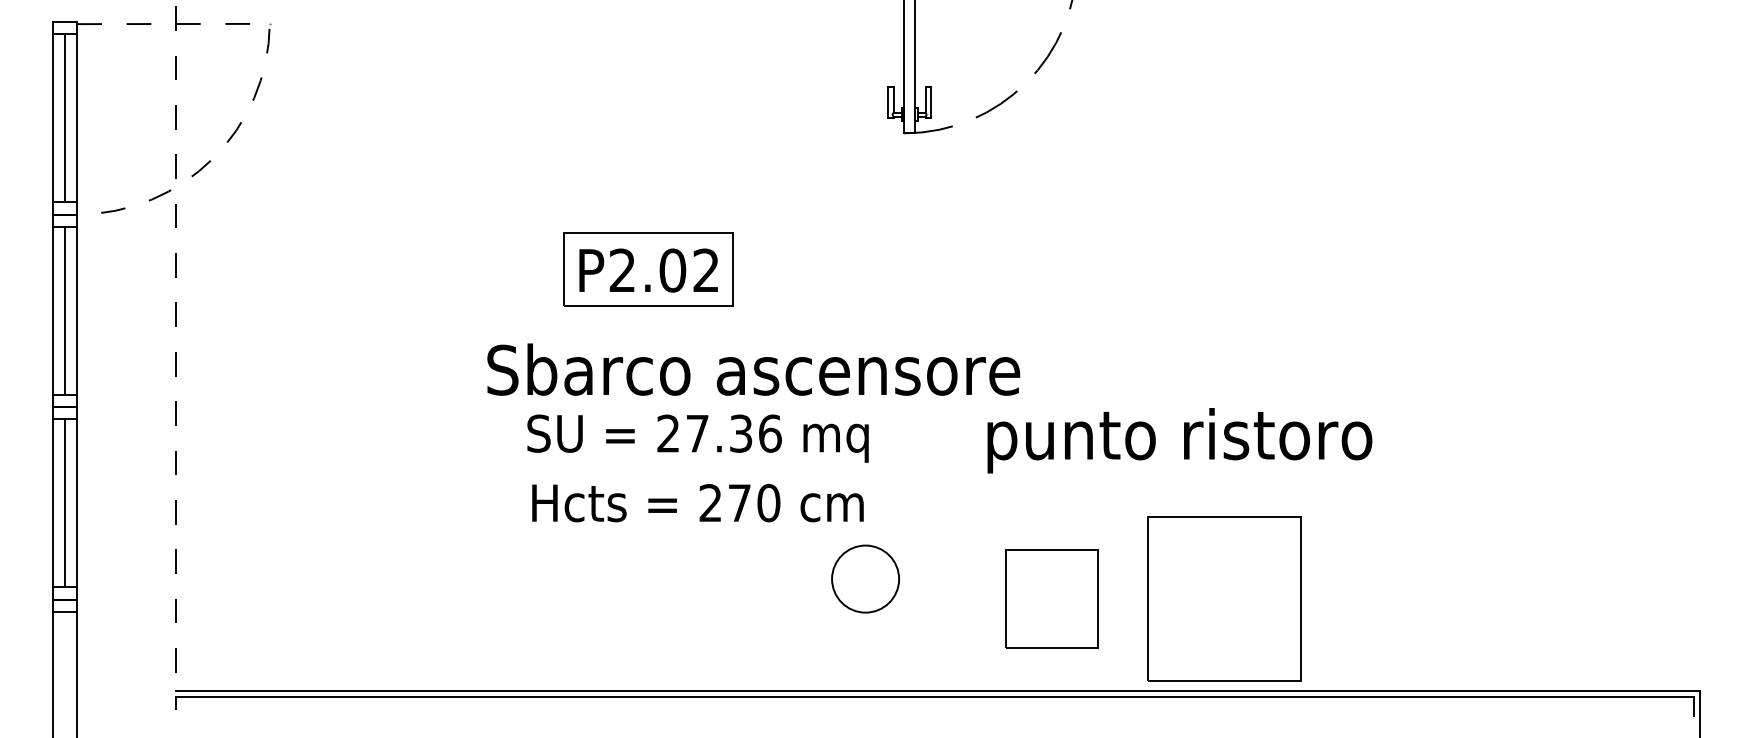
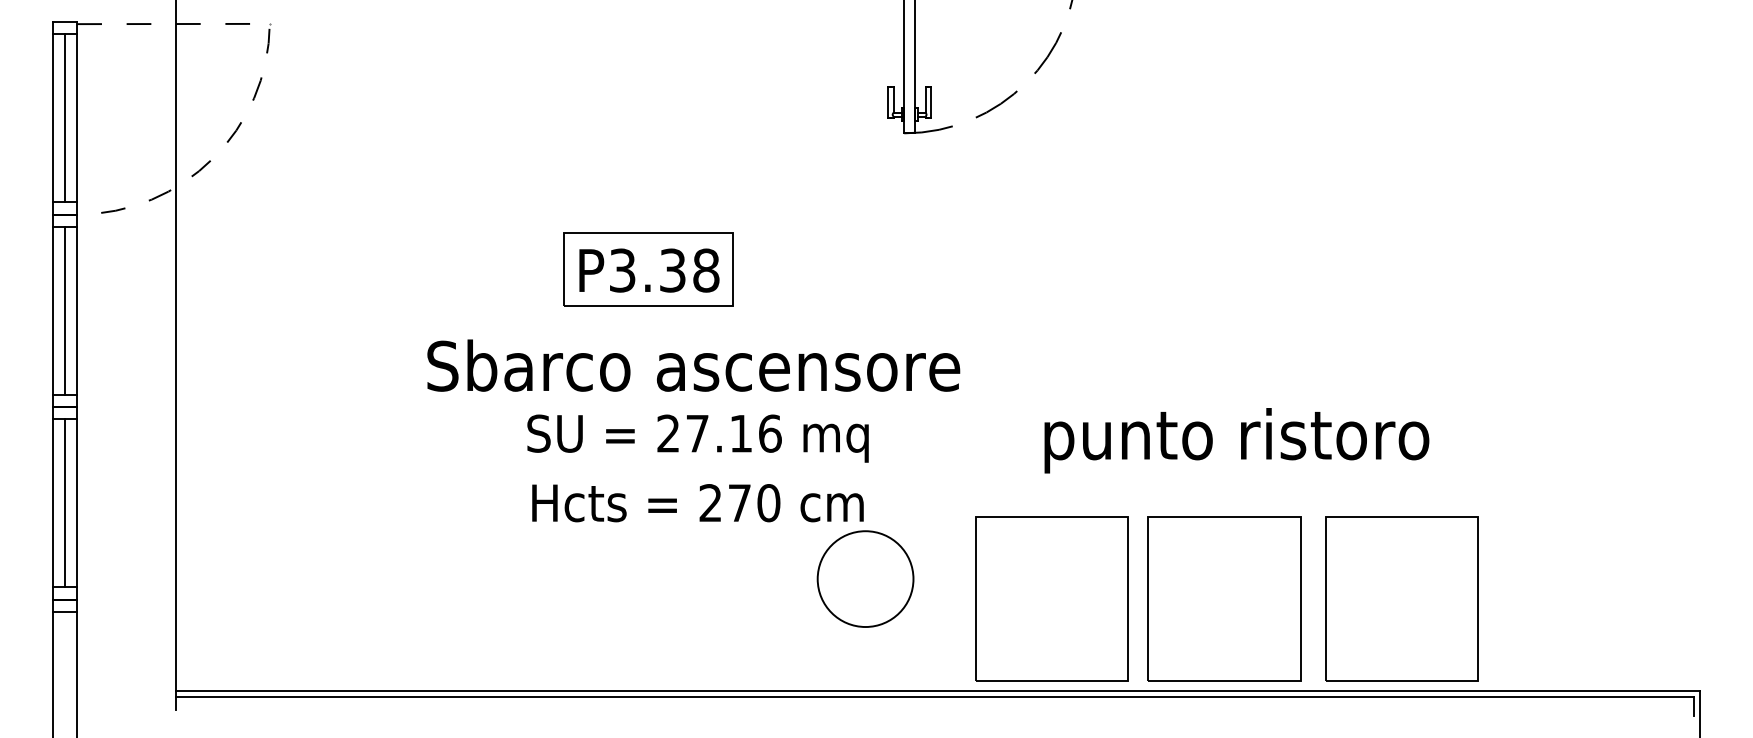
text: P2.02 -> P3.38 (664, 270)
line: dashed -> solid (176, 355)
text position: (753, 369) -> (693, 365) (693, 365)
text: 27.36 -> 27.16 (741, 433)
text position: (1179, 440) -> (1236, 440) (1236, 440)
circle diameter: 67 px -> 96 px (865, 579)
part size: 94x100 px -> 154x166 px (1051, 598)
part: none -> present (1401, 598)
